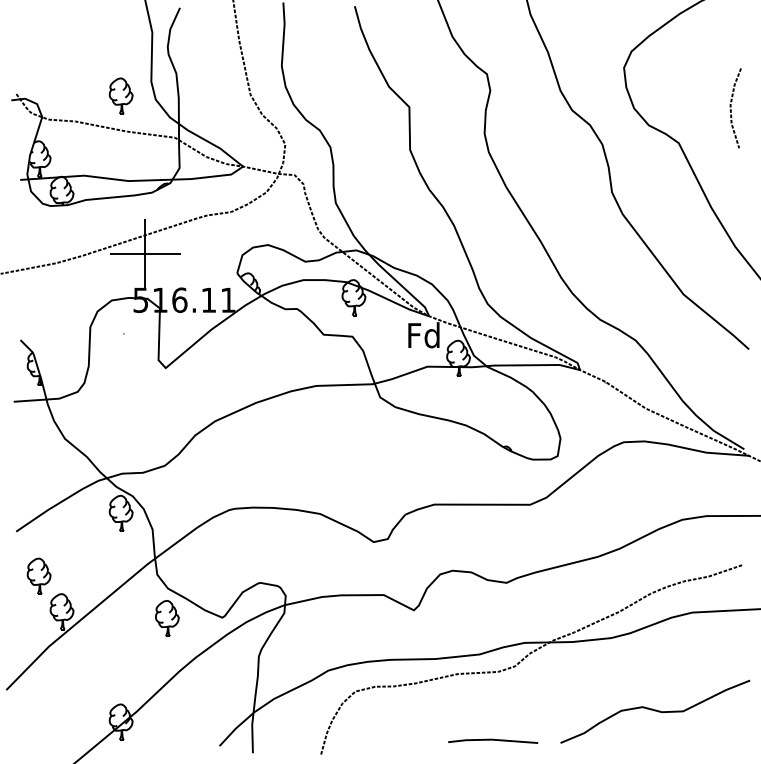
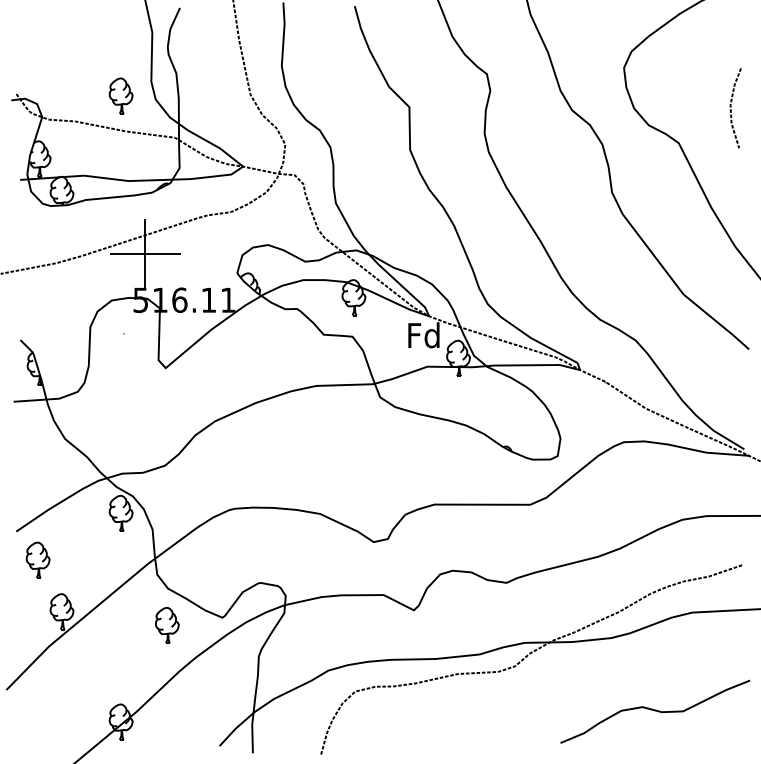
part position: (38, 575) -> (37, 559) (37, 559)
part position: (167, 618) -> (167, 625) (167, 625)
line: present -> none (493, 740)
